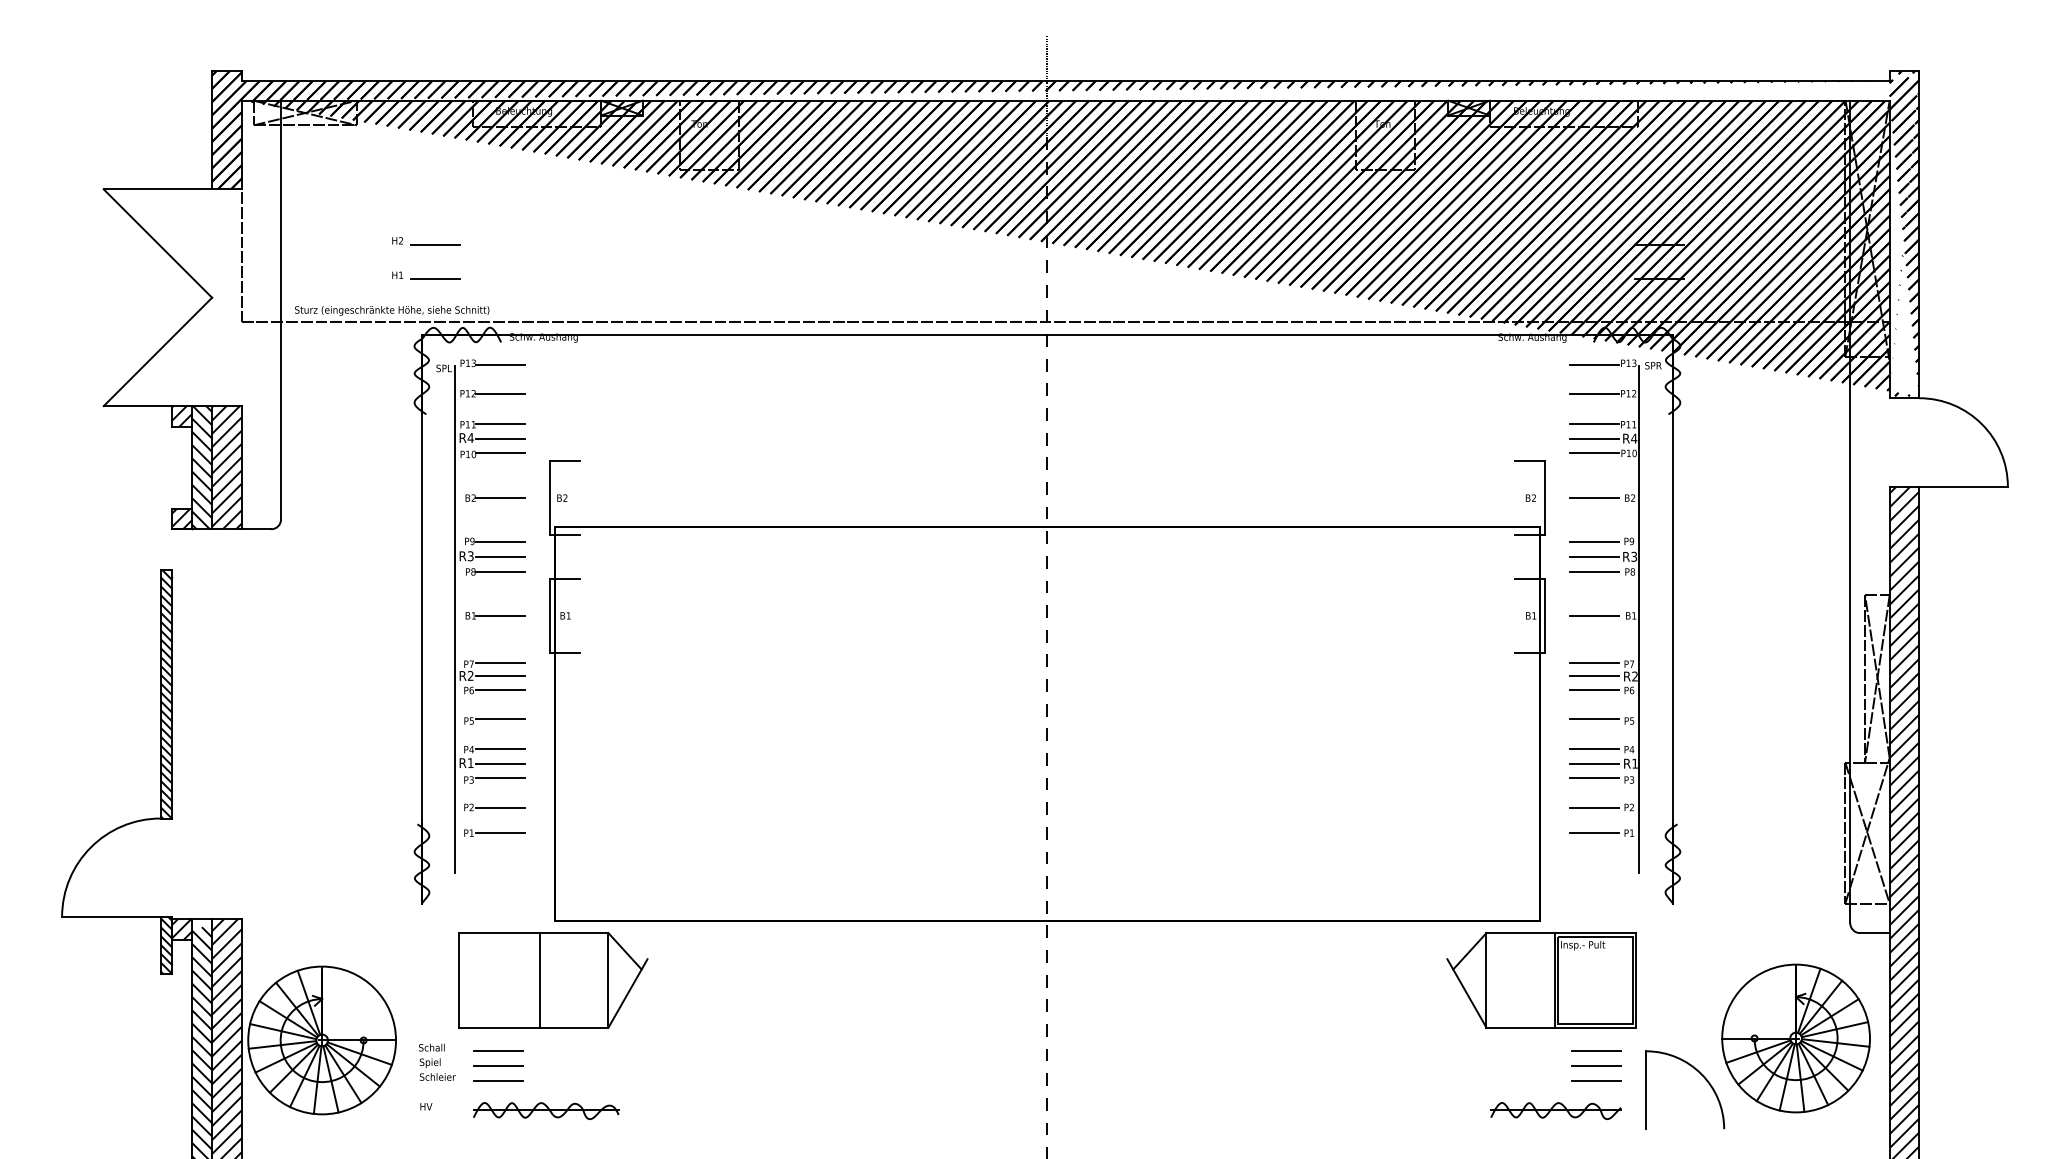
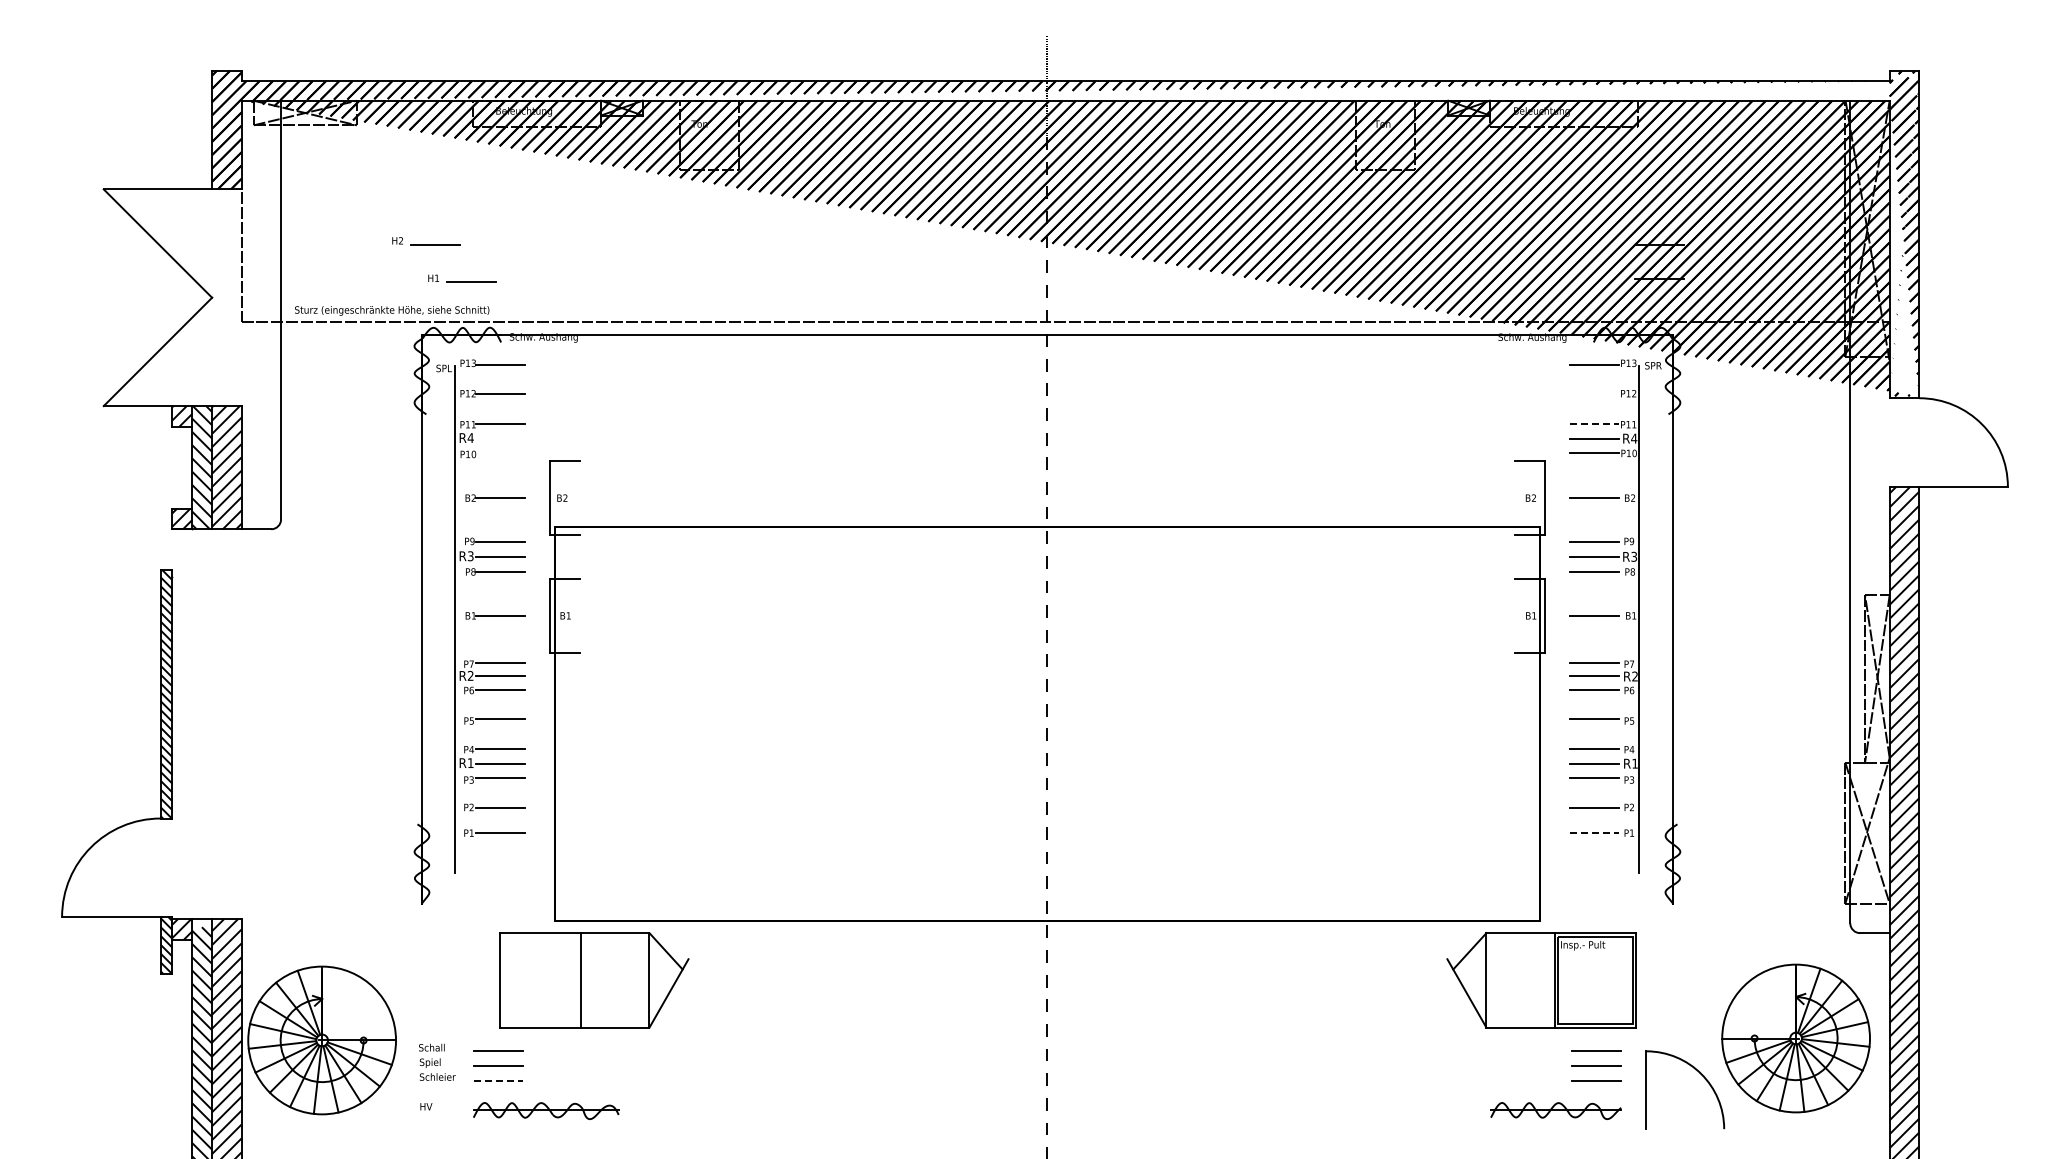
part position: (426, 275) -> (462, 278) (462, 278)
line: present -> none (1593, 394)
line: solid -> dashed (1594, 423)
line: present -> none (500, 438)
line: present -> none (500, 453)
line: solid -> dashed (1594, 832)
part position: (553, 980) -> (594, 980) (594, 980)
line: solid -> dashed (498, 1080)
